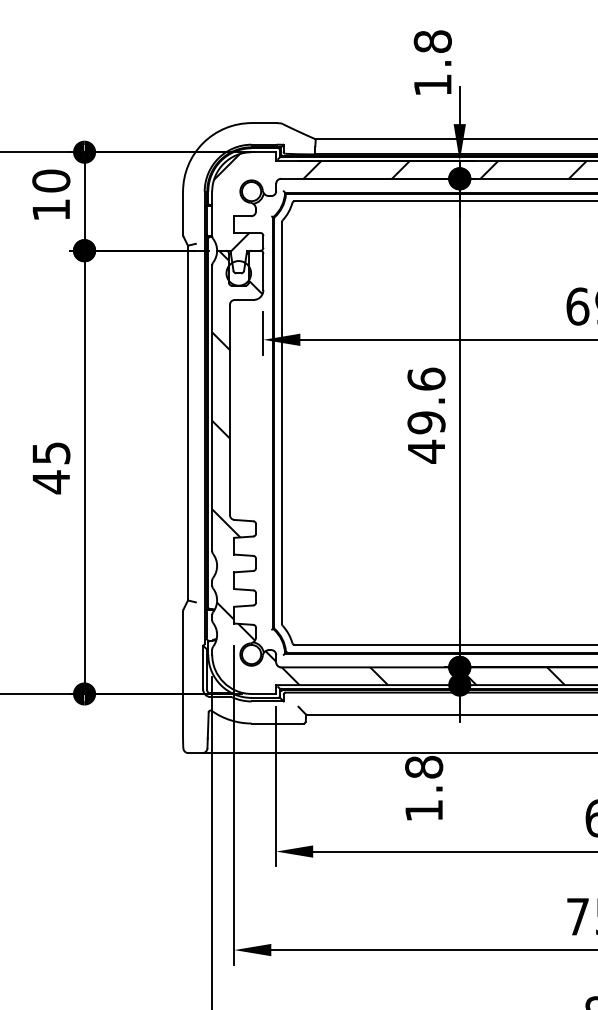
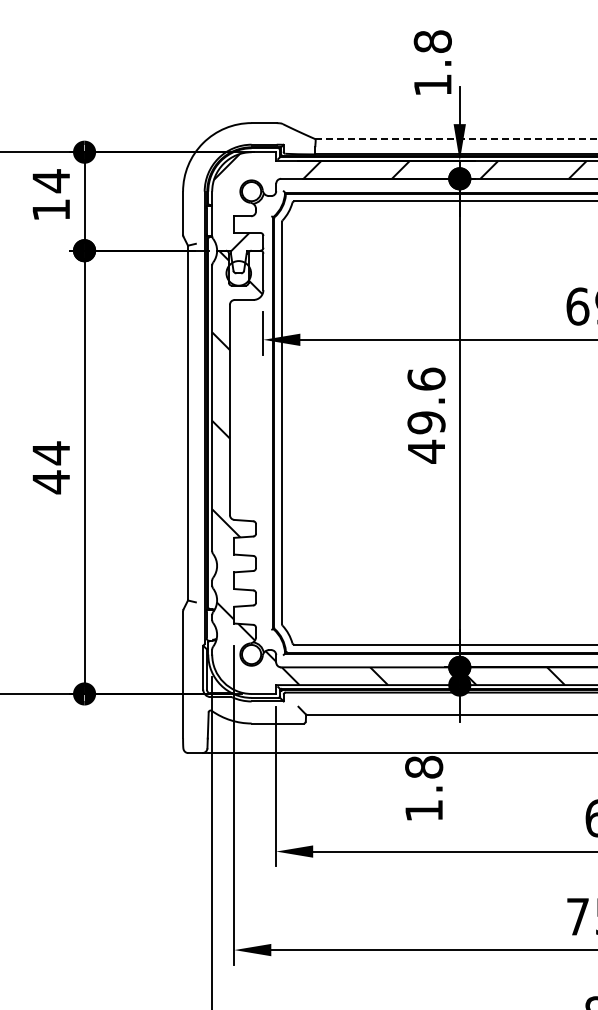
line: solid -> dashed (456, 139)
text: 10 -> 14 (51, 181)
text: 45 -> 44 (51, 453)
